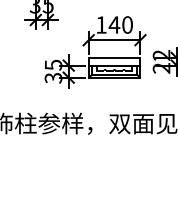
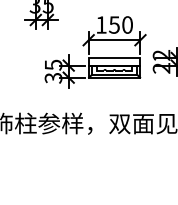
text: 140 -> 150 (114, 24)
